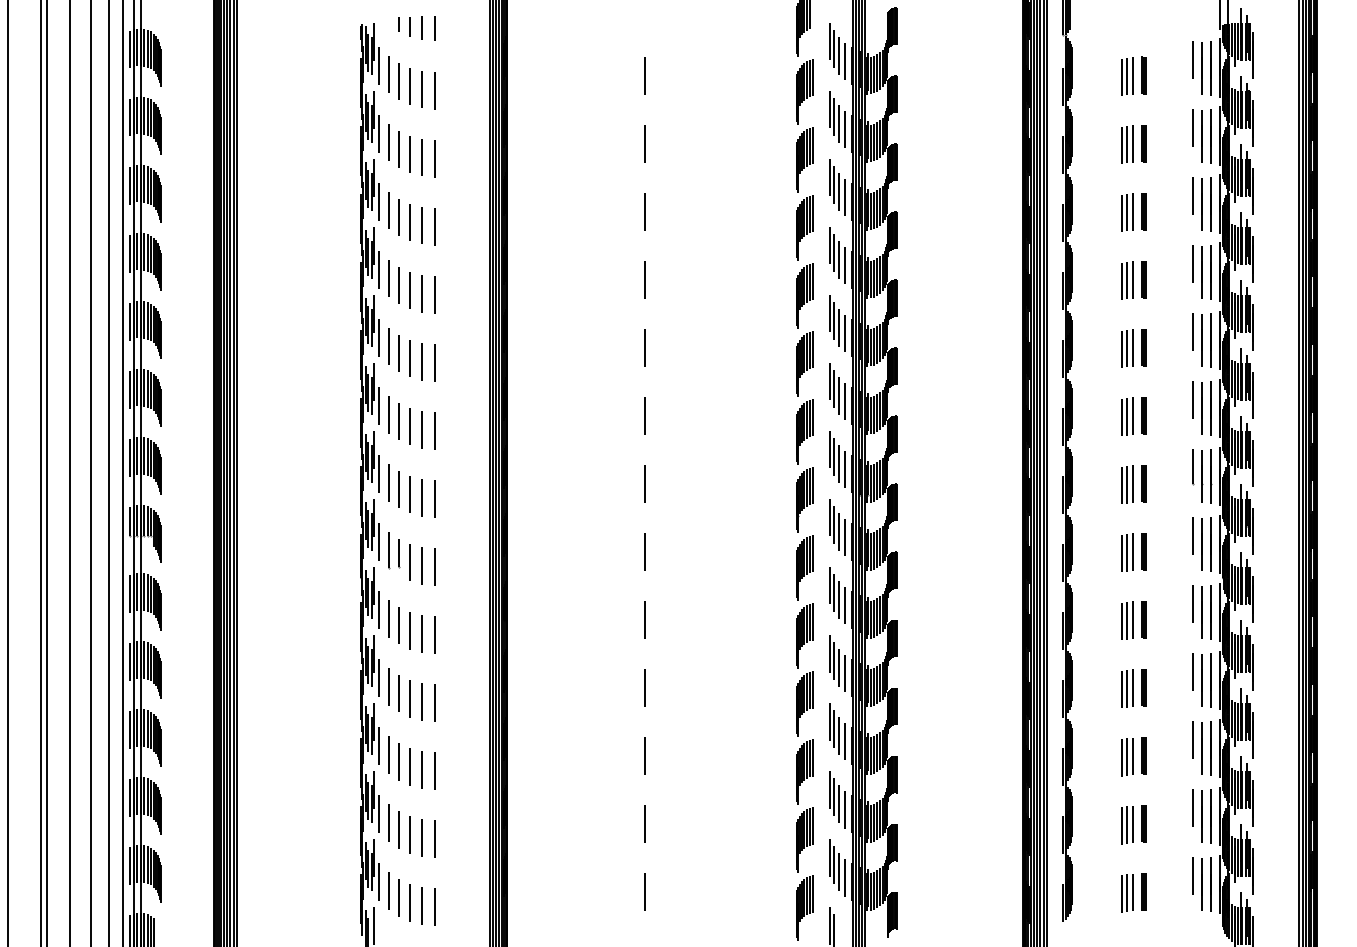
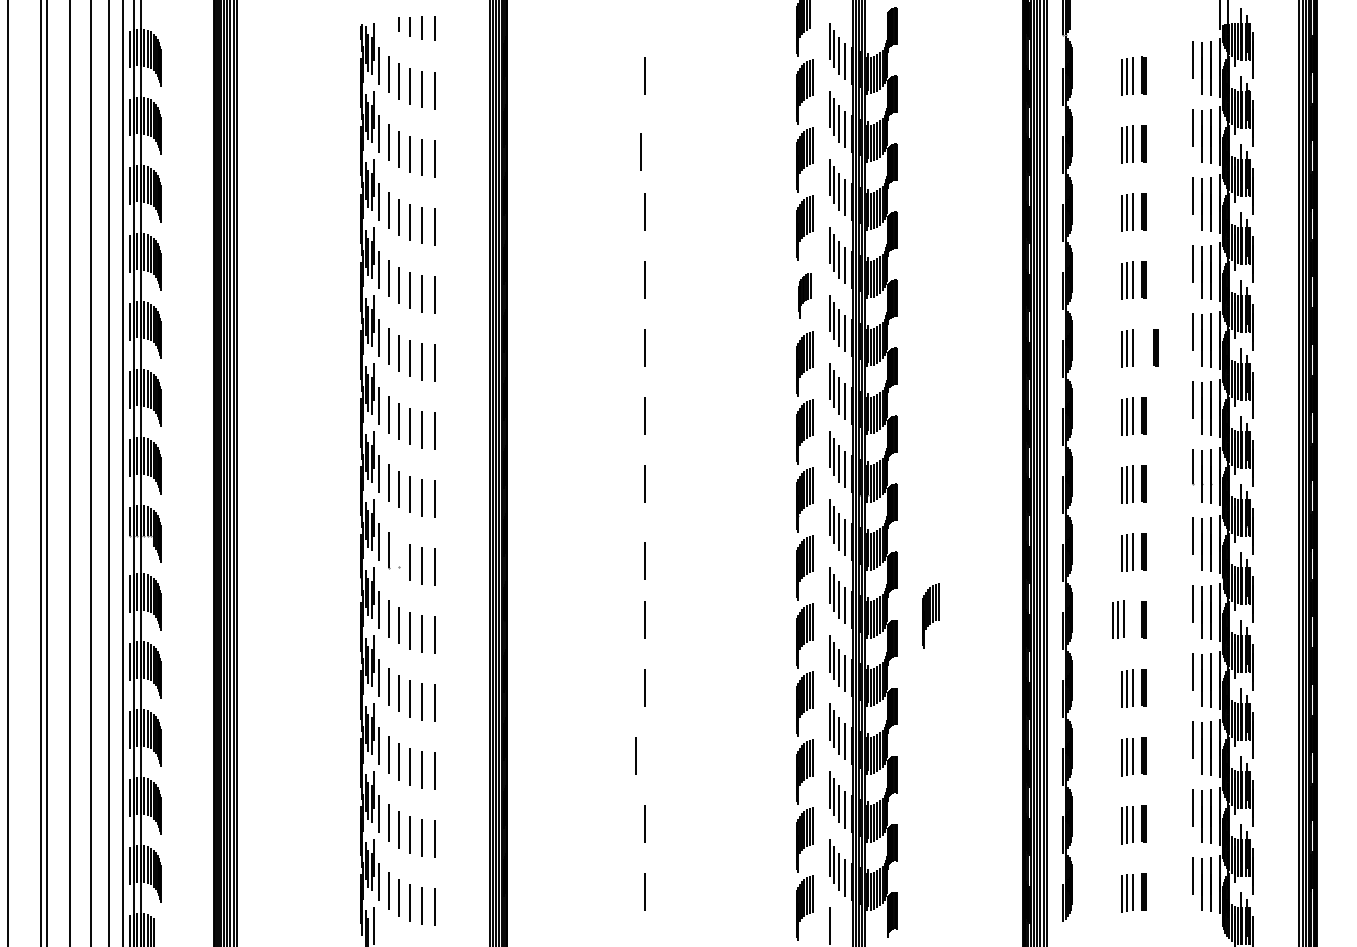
line position: (644, 143) -> (640, 151) (640, 151)
part size: 18x66 px -> 14x46 px (804, 295)
part position: (1143, 347) -> (1155, 347) (1155, 347)
line position: (644, 551) -> (644, 560) (644, 560)
line: present -> none (398, 552)
part: none -> present (930, 615)
part position: (1127, 620) -> (1118, 619) (1118, 619)
line position: (644, 755) -> (635, 755) (635, 755)
line: present -> none (833, 928)
